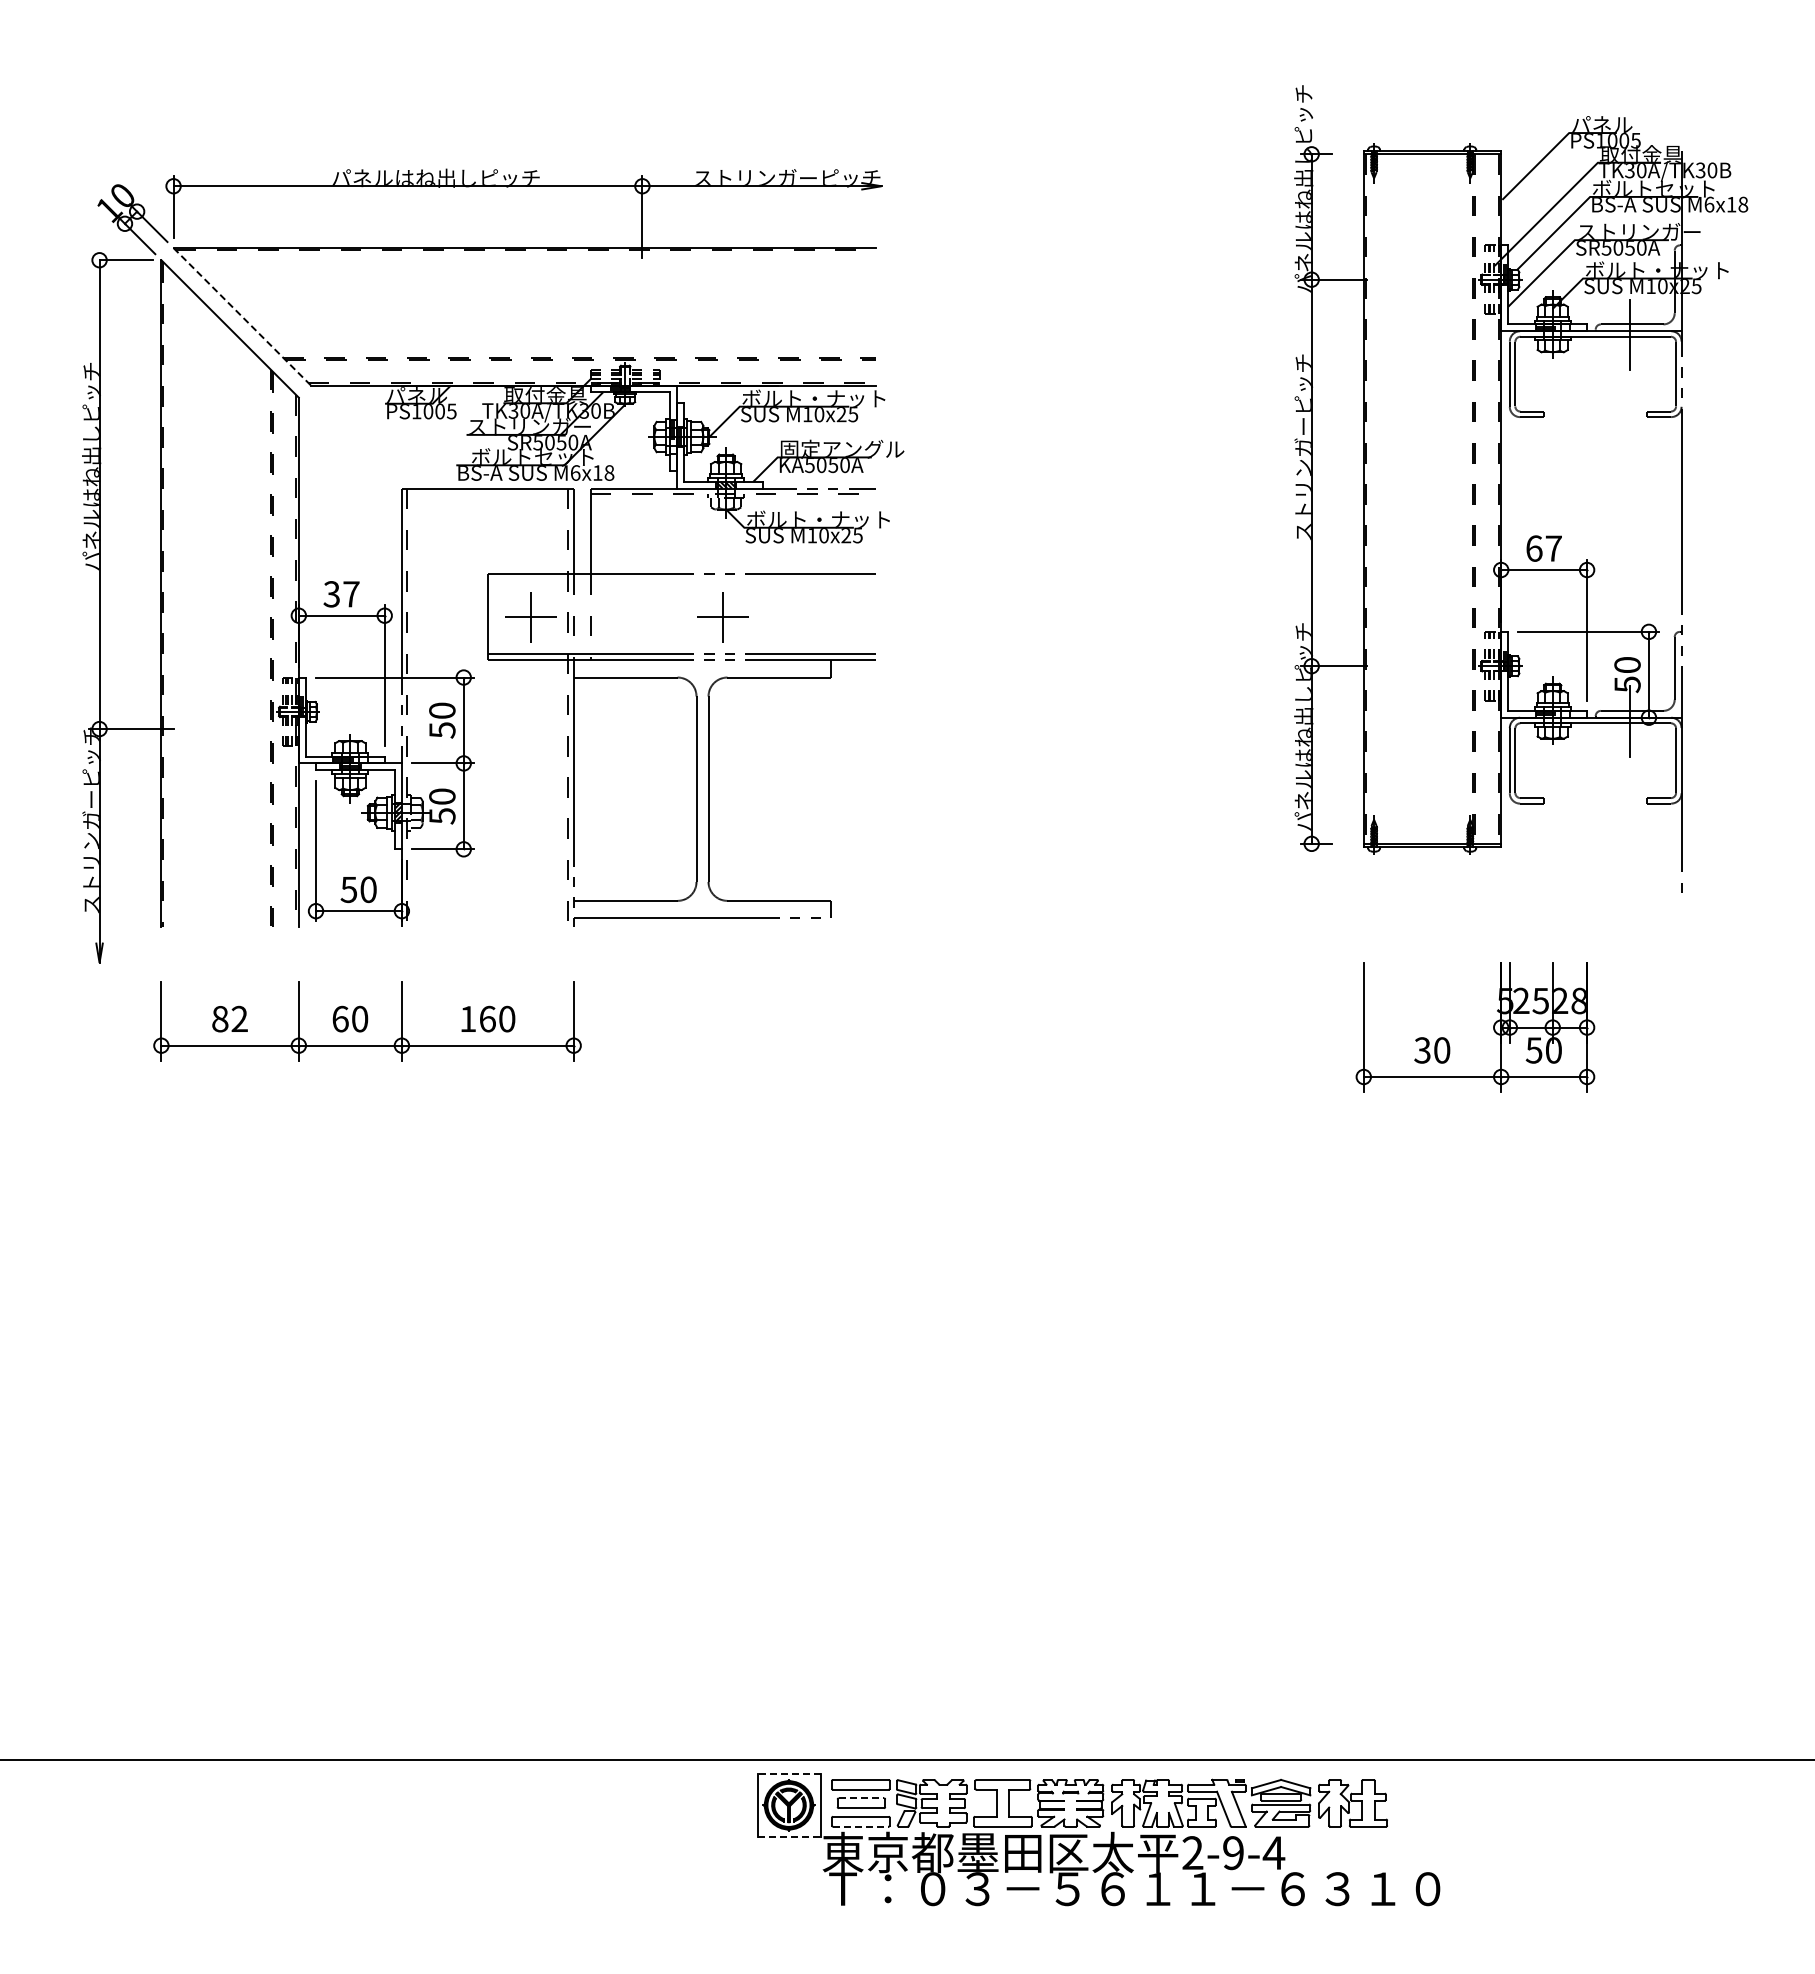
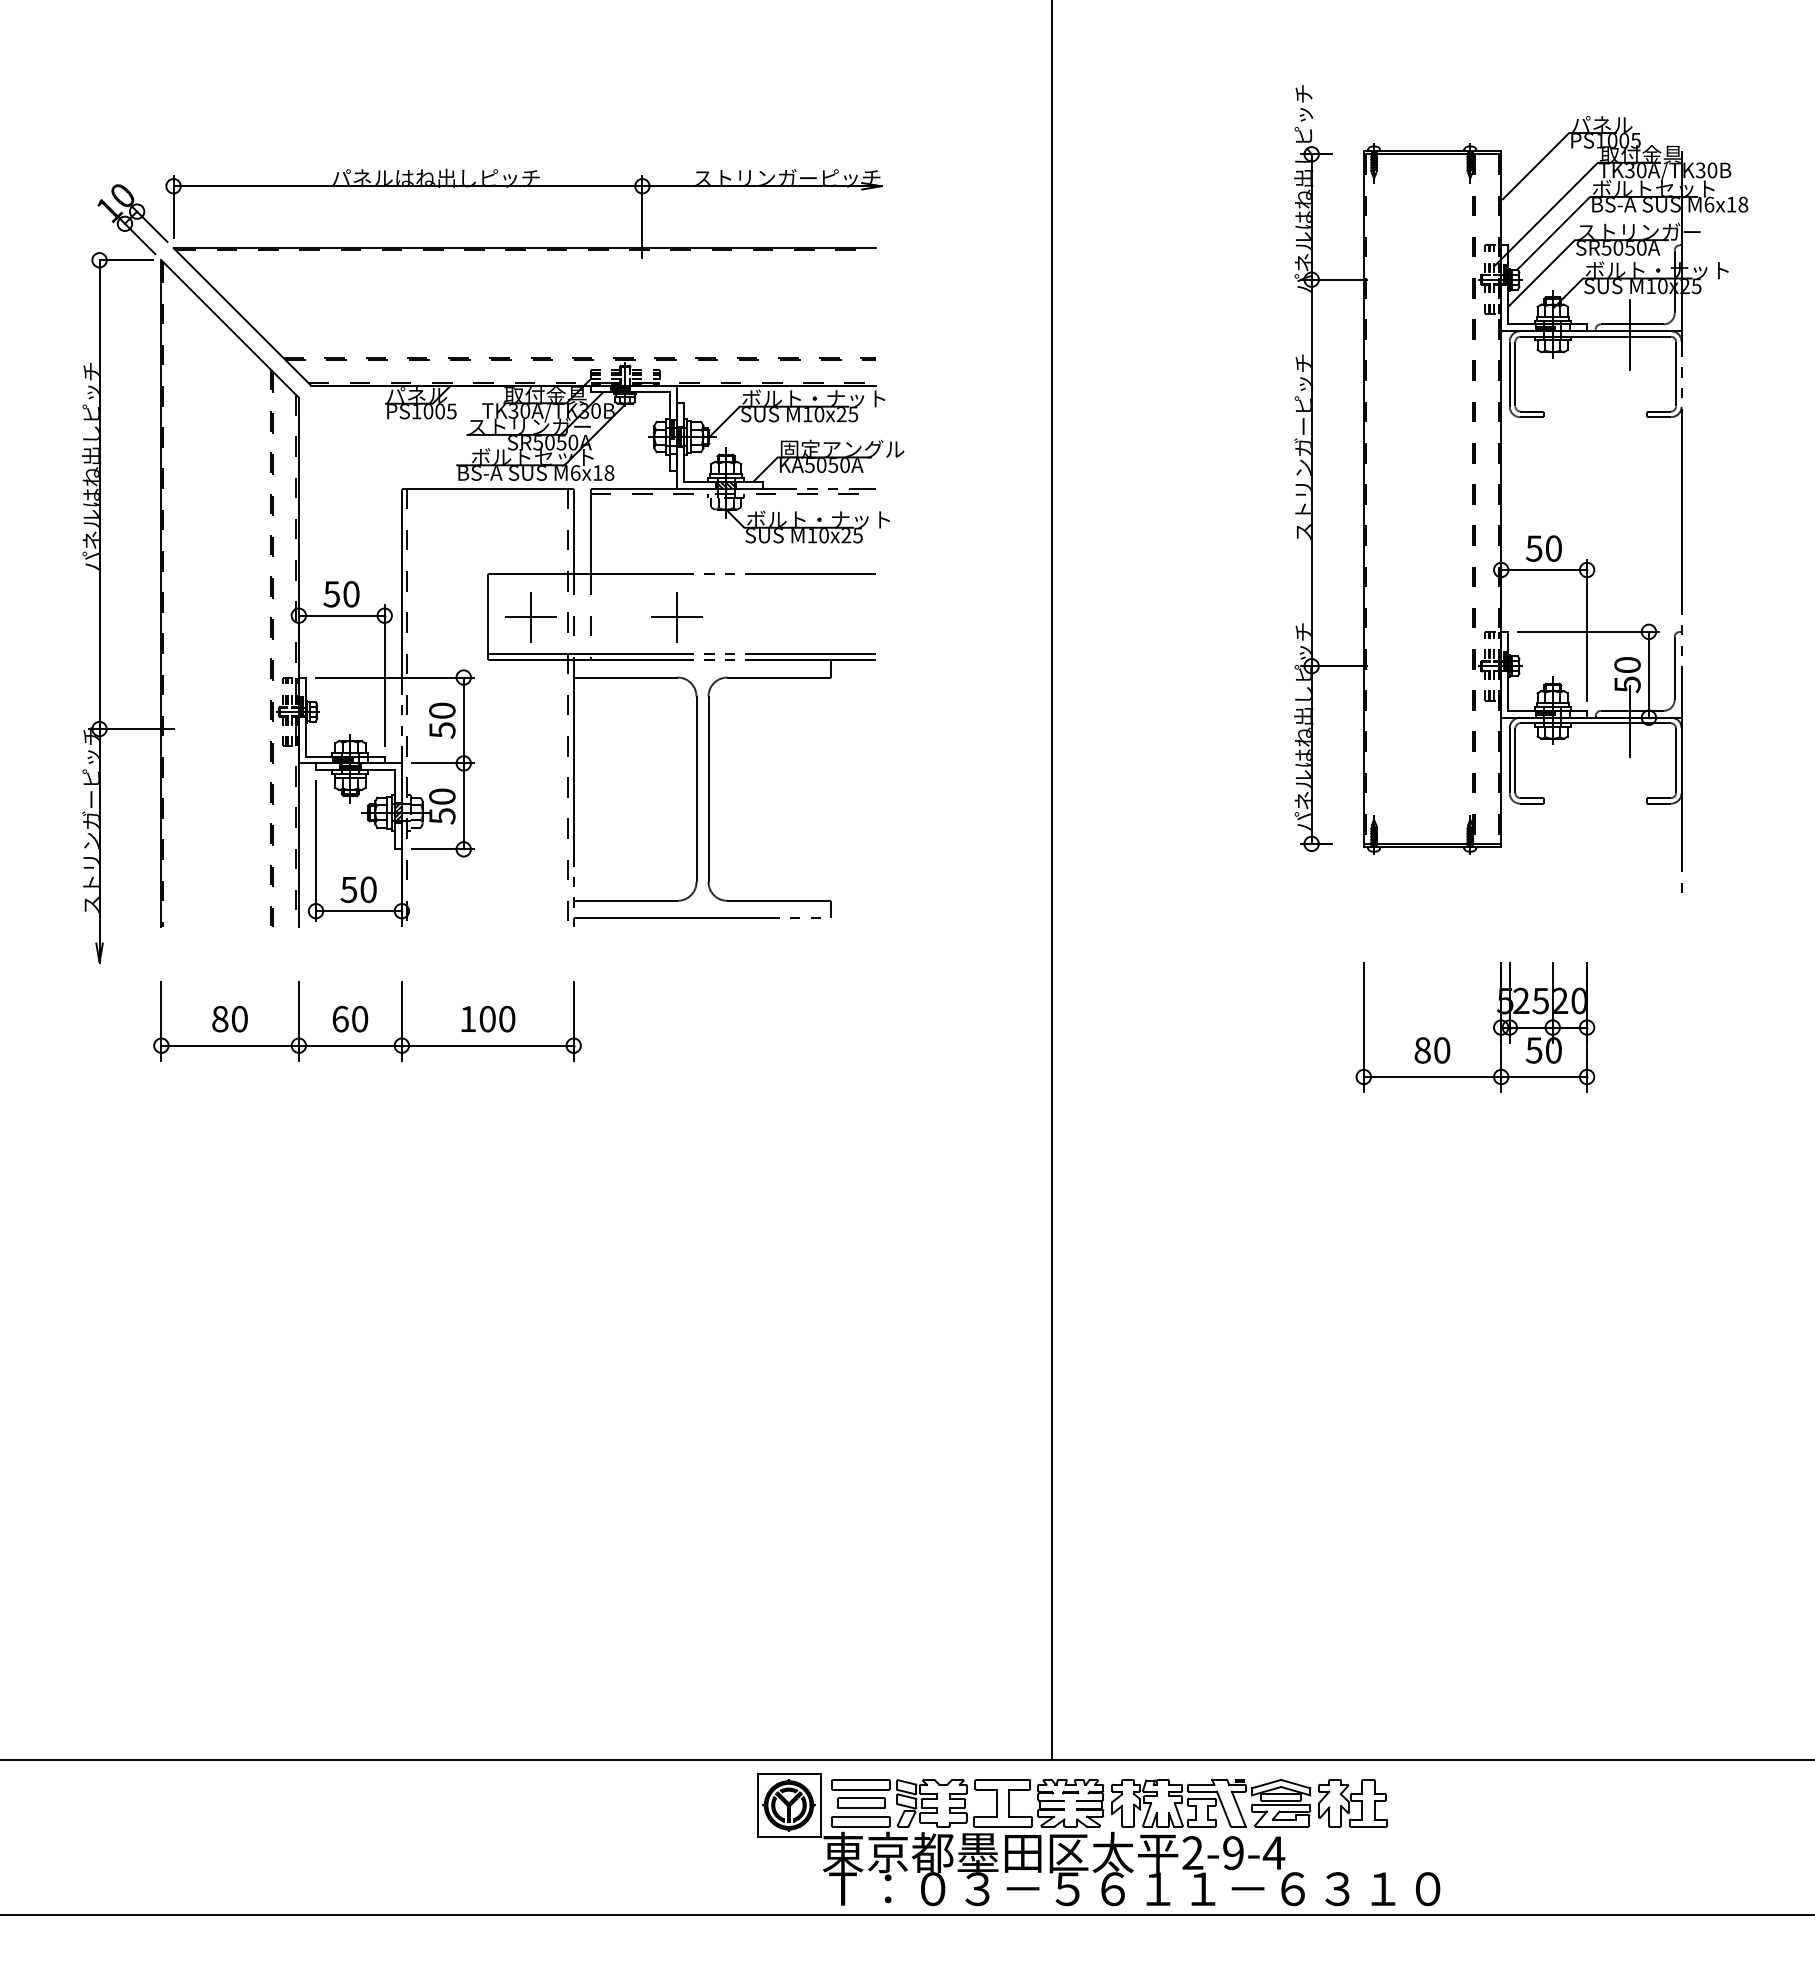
line: dashed -> solid (242, 317)
text: 67 -> 50 (1543, 548)
text: 37 -> 50 (341, 594)
part position: (722, 617) -> (676, 617) (676, 617)
line: none -> present (1052, 881)
text: 28 -> 20 (1578, 1001)
text: 82 -> 80 (239, 1018)
text: 160 -> 100 (487, 1018)
text: 30 -> 80 (1422, 1050)
line: dashed -> solid (788, 1773)
line: dashed -> solid (861, 1798)
line: dashed -> solid (860, 1826)
line: dashed -> solid (789, 1836)
line: none -> present (906, 1914)
